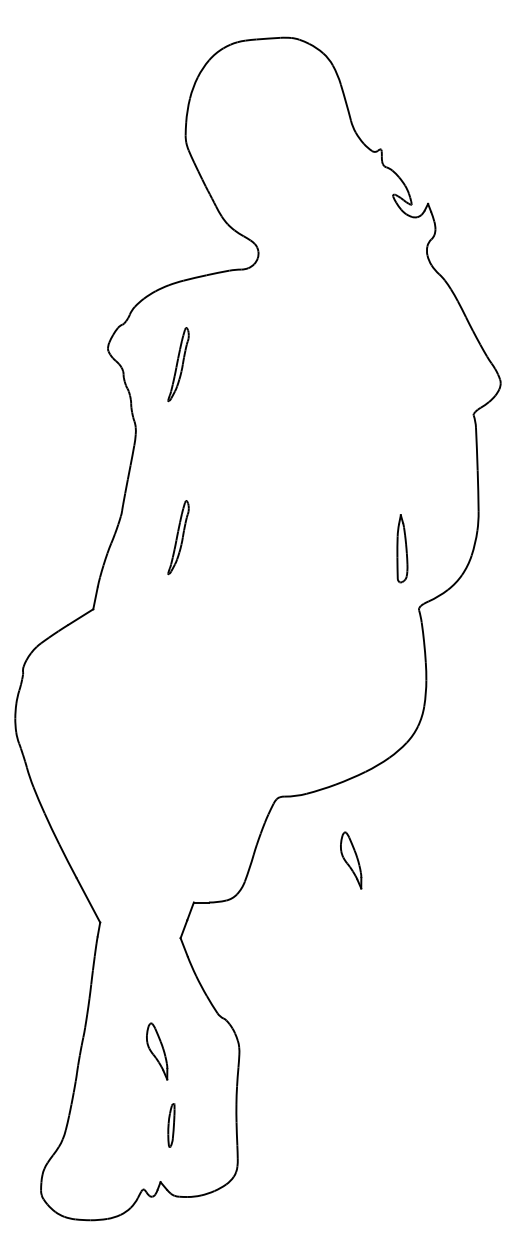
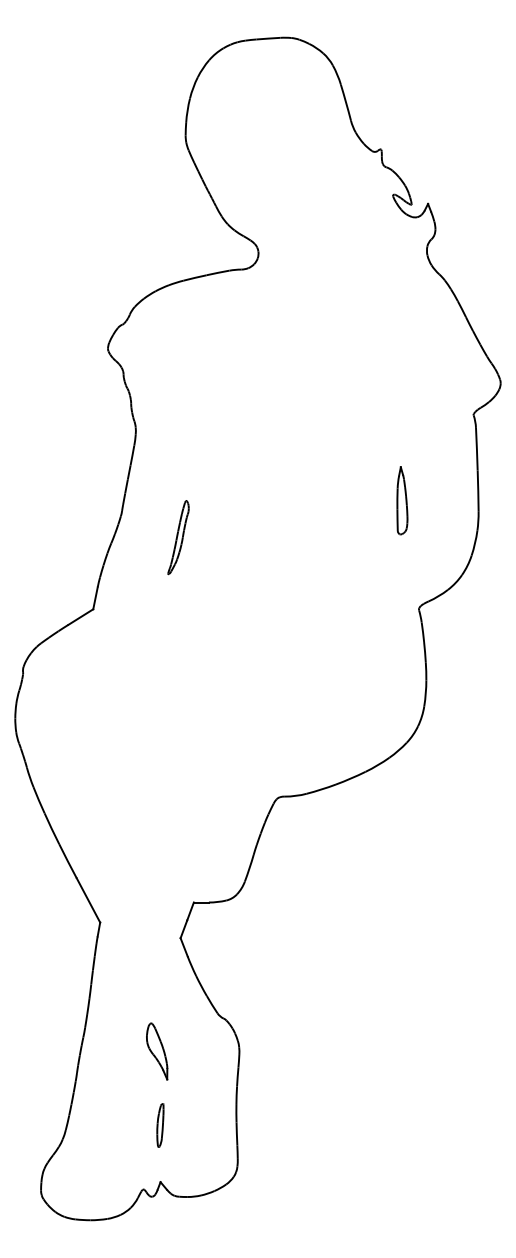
part: present -> none (178, 364)
part position: (402, 548) -> (402, 500) (402, 500)
part: present -> none (351, 860)
part position: (171, 1125) -> (160, 1125) (160, 1125)
